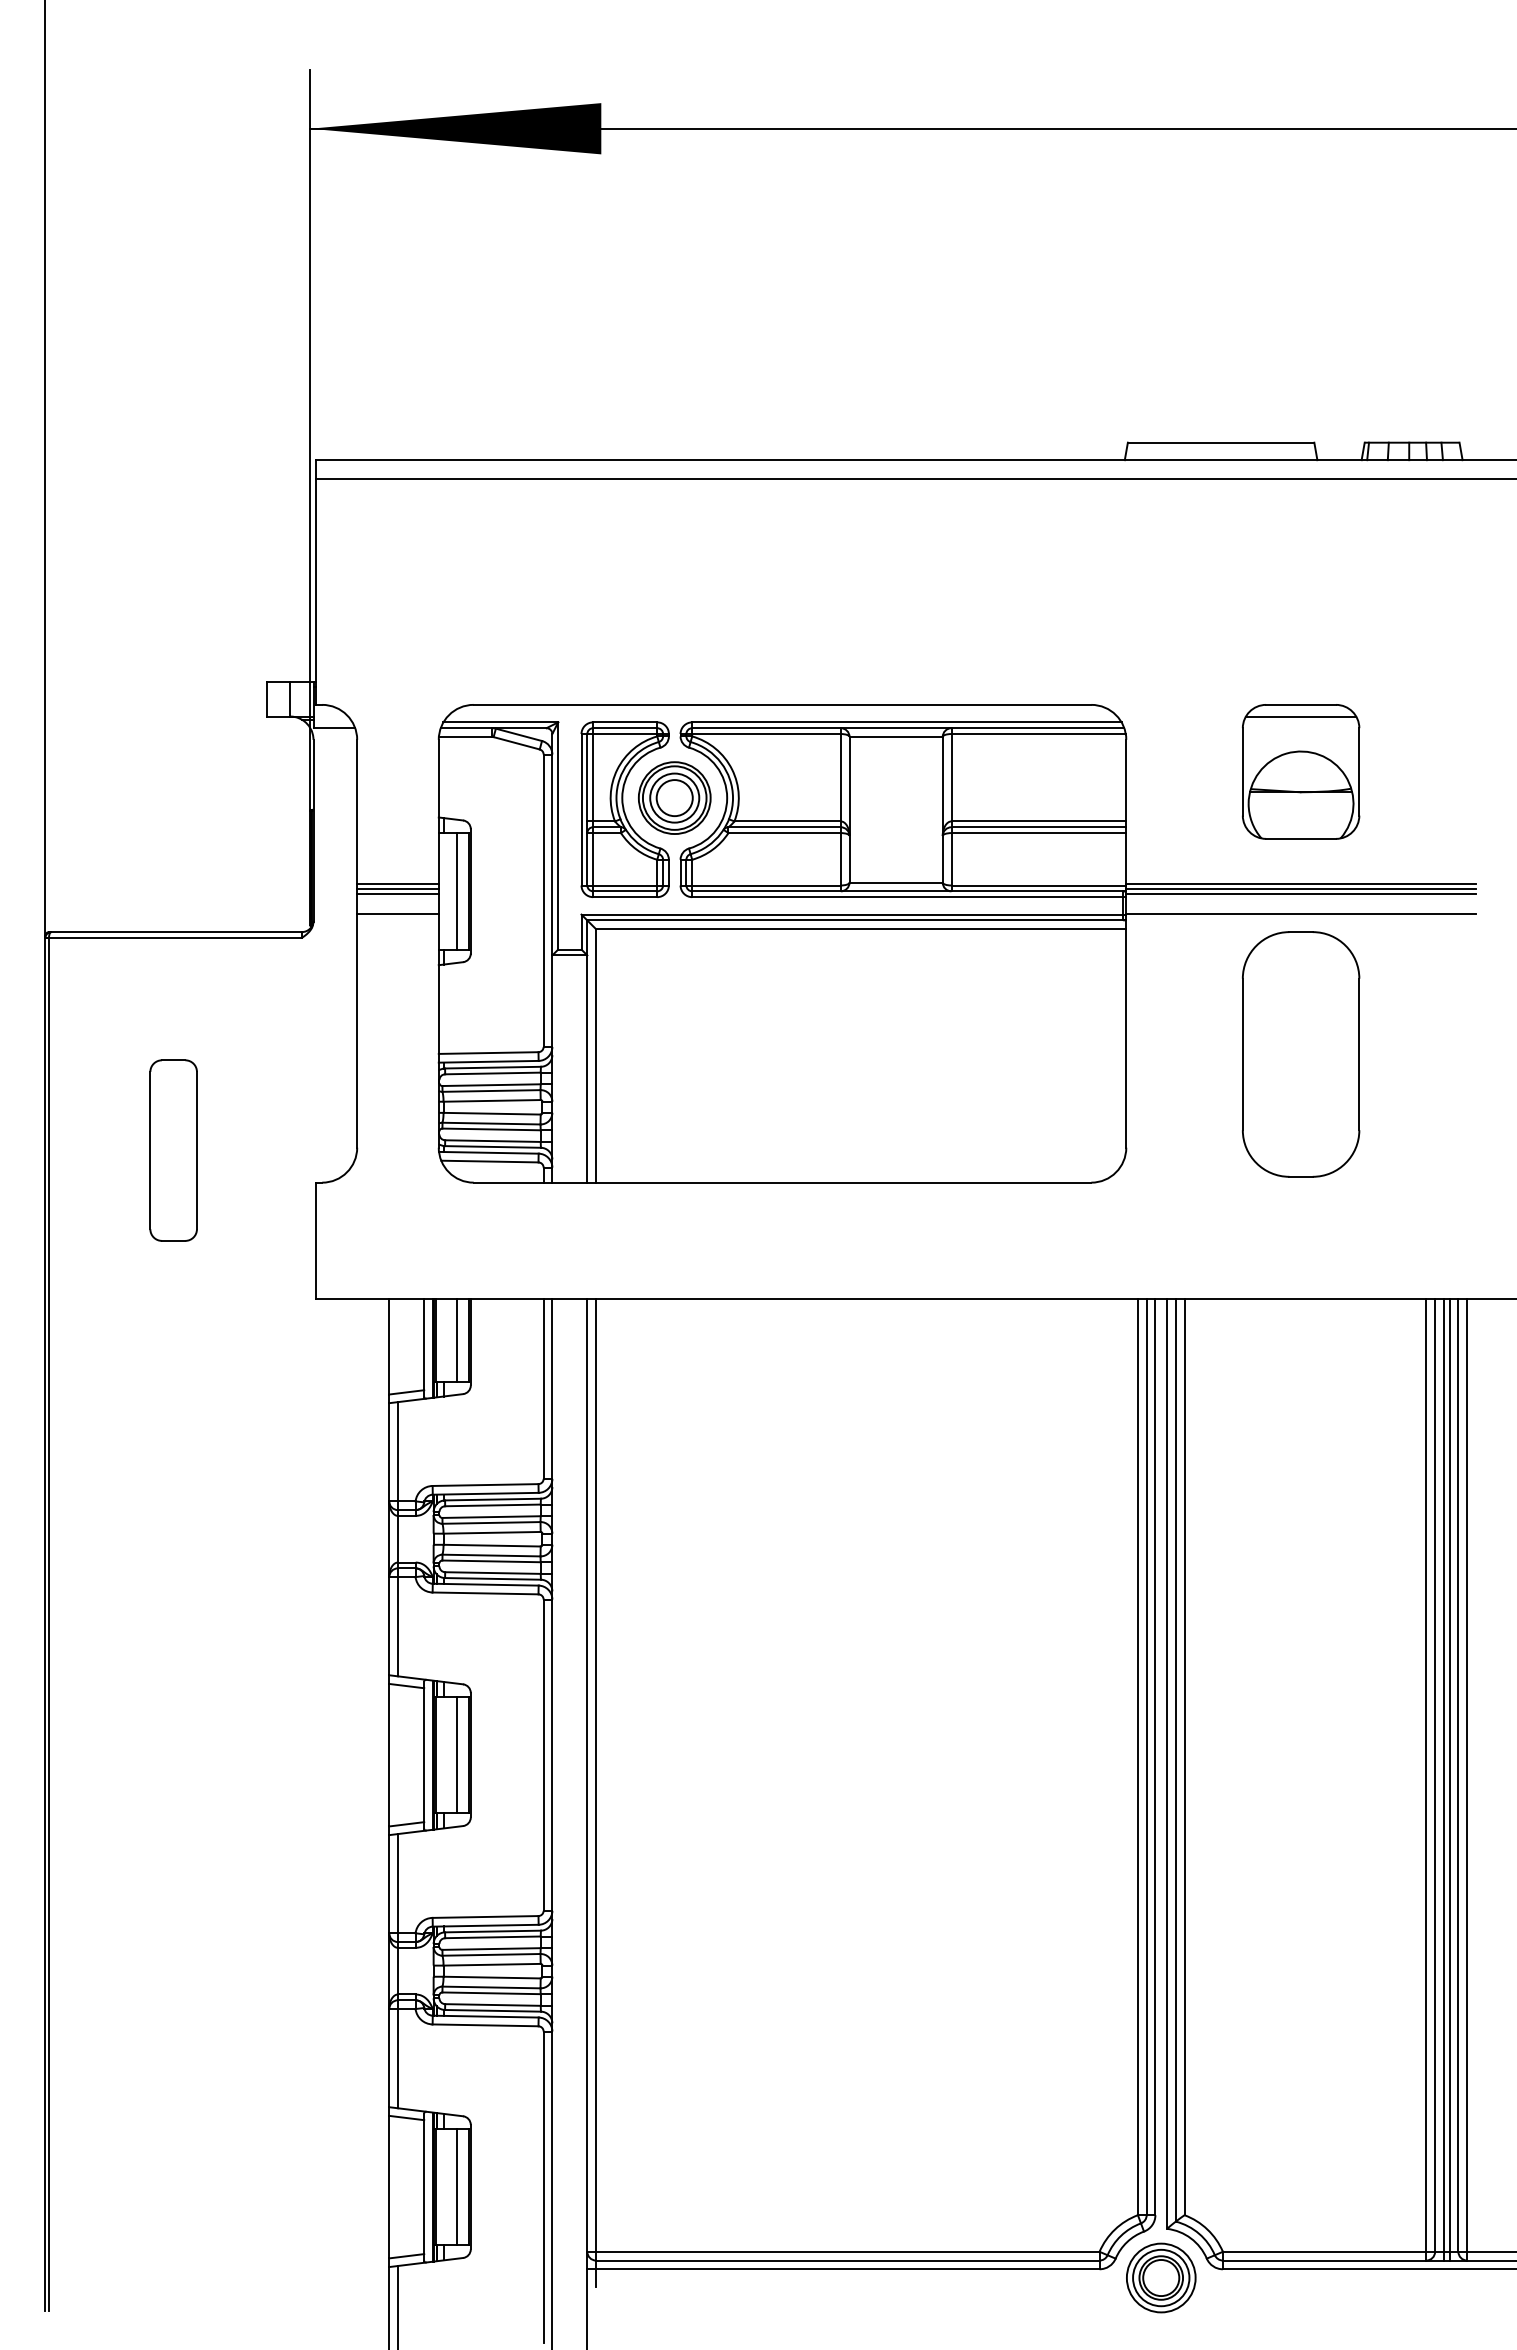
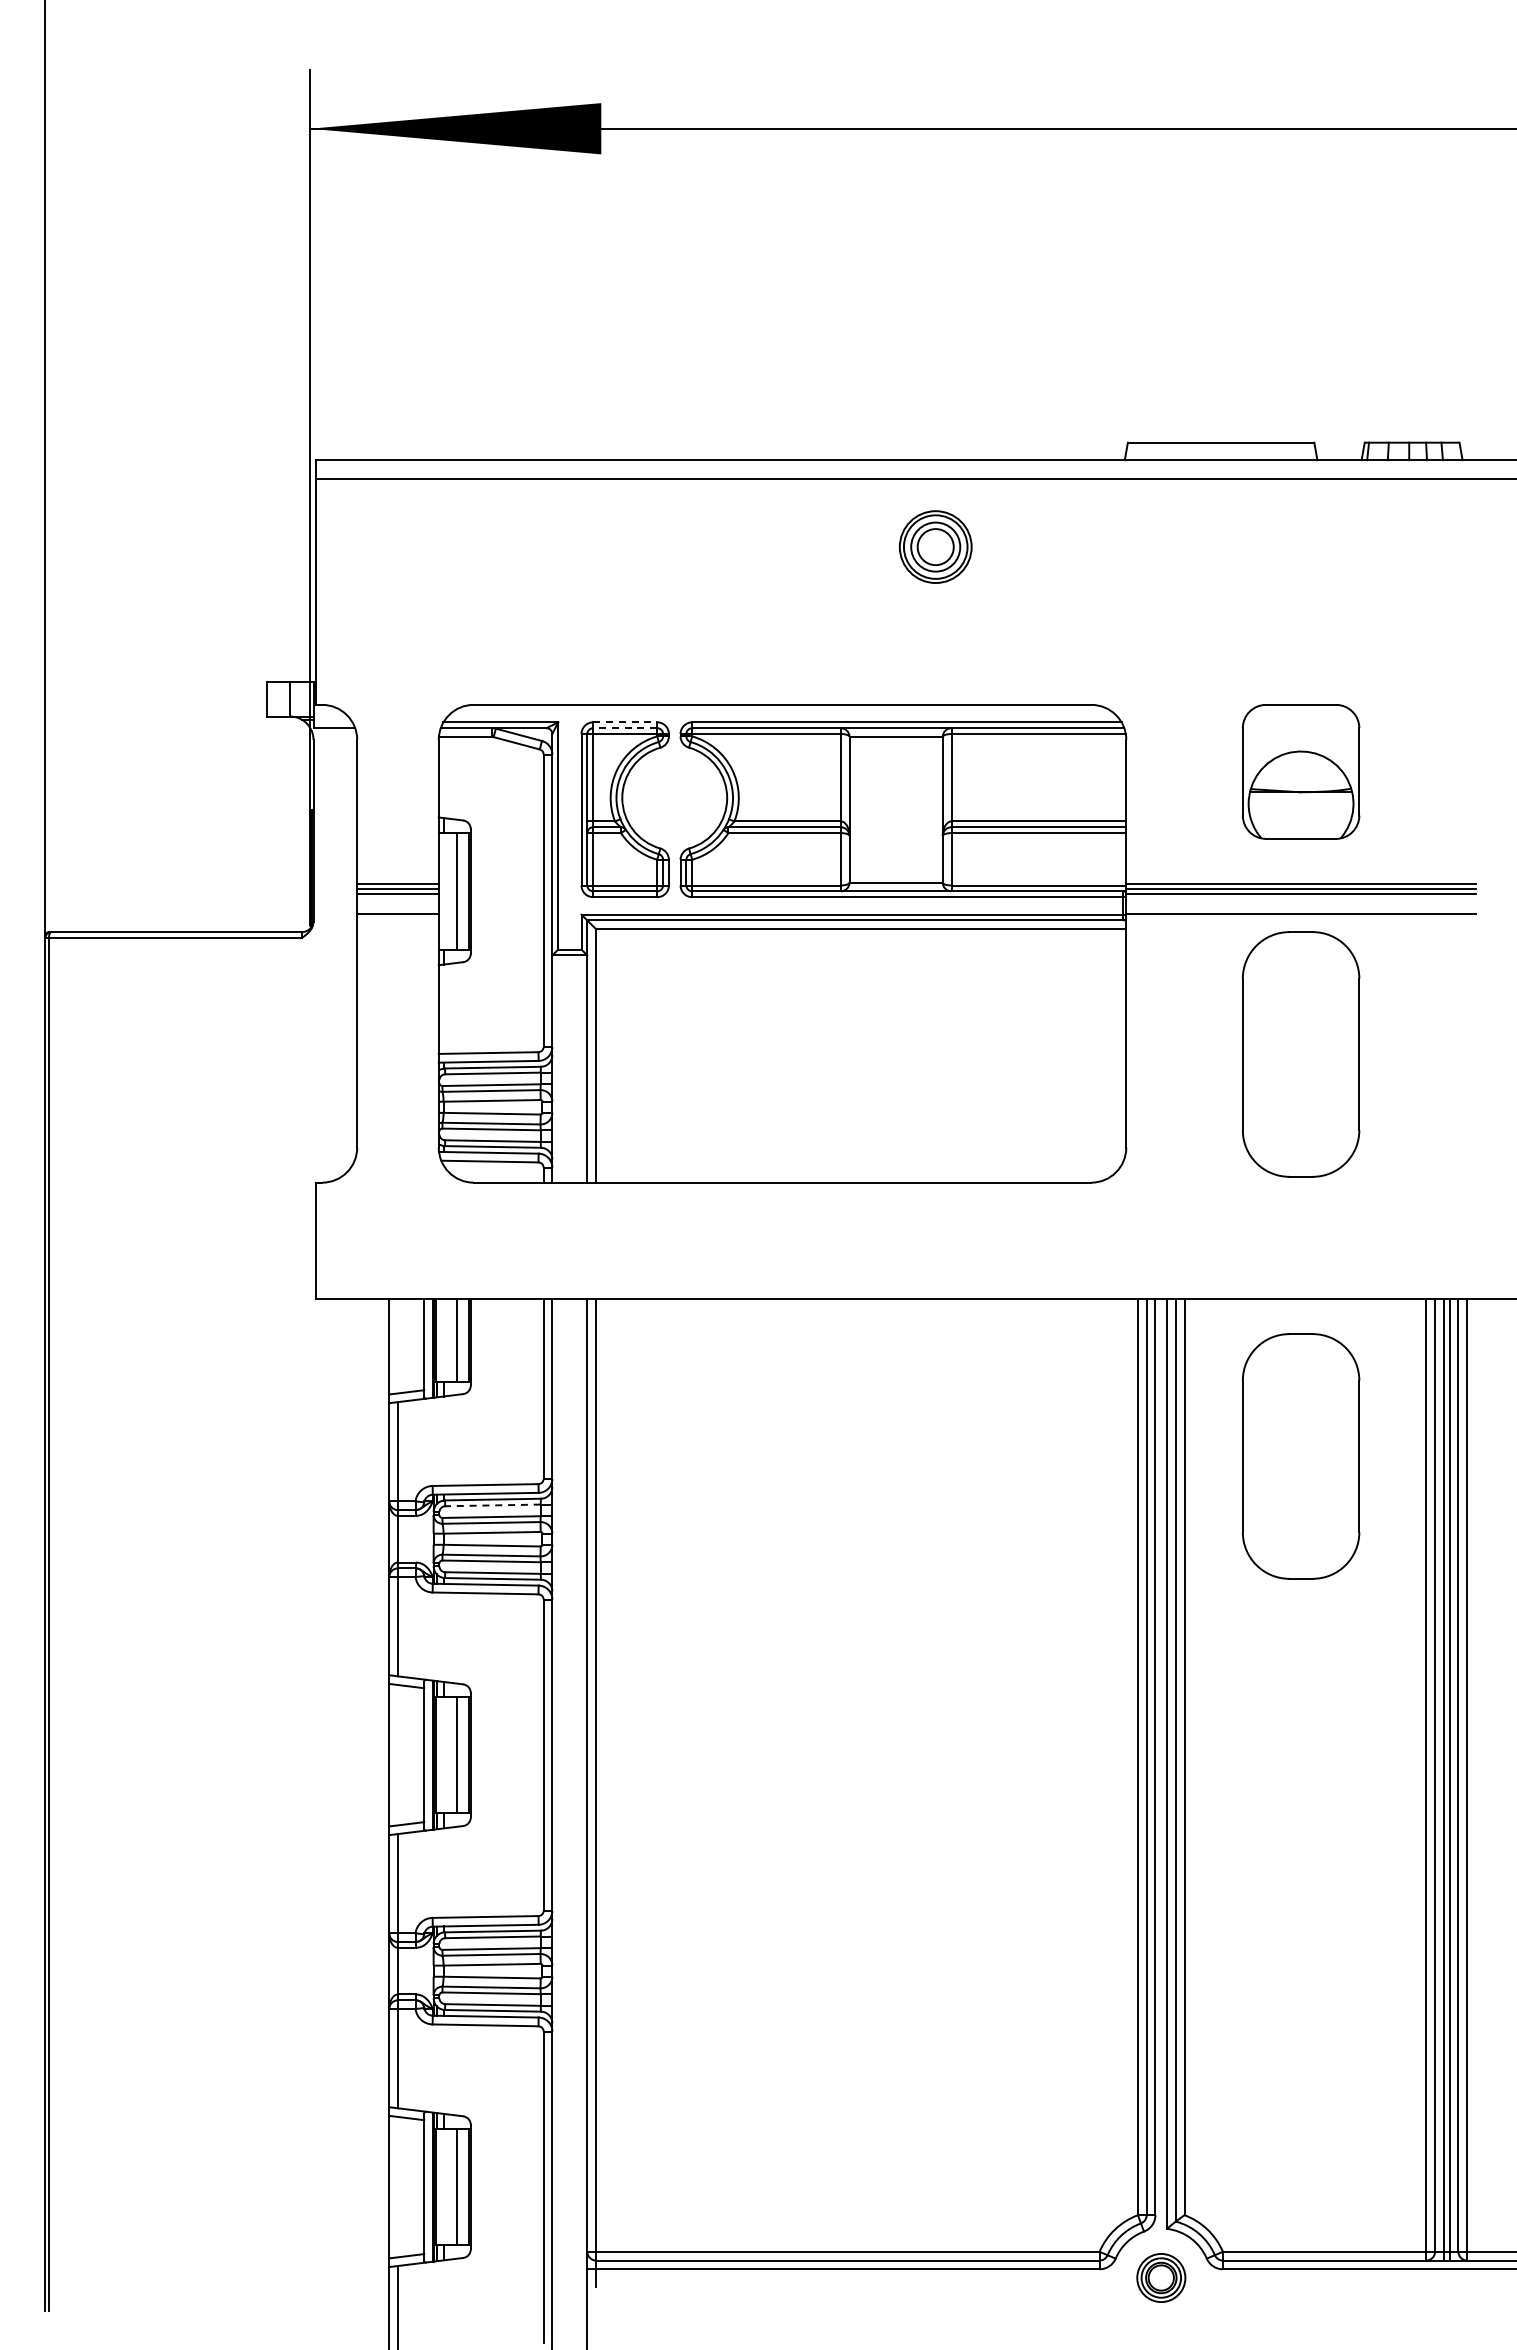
line: present -> none (1300, 716)
line: solid -> dashed (625, 722)
line: solid -> dashed (624, 728)
part position: (674, 797) -> (935, 546) (935, 546)
part: present -> none (173, 1150)
part: none -> present (1301, 1456)
line: solid -> dashed (492, 1505)
part size: 71x72 px -> 51x50 px (1161, 2277)
